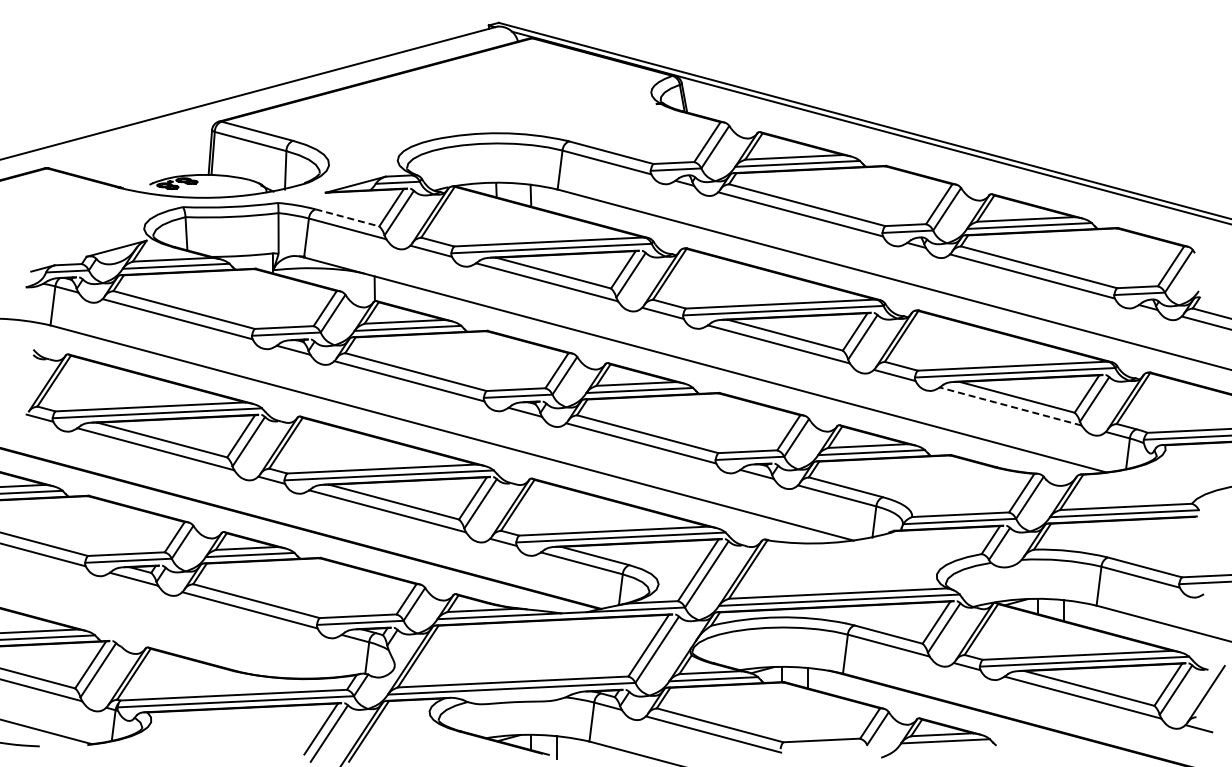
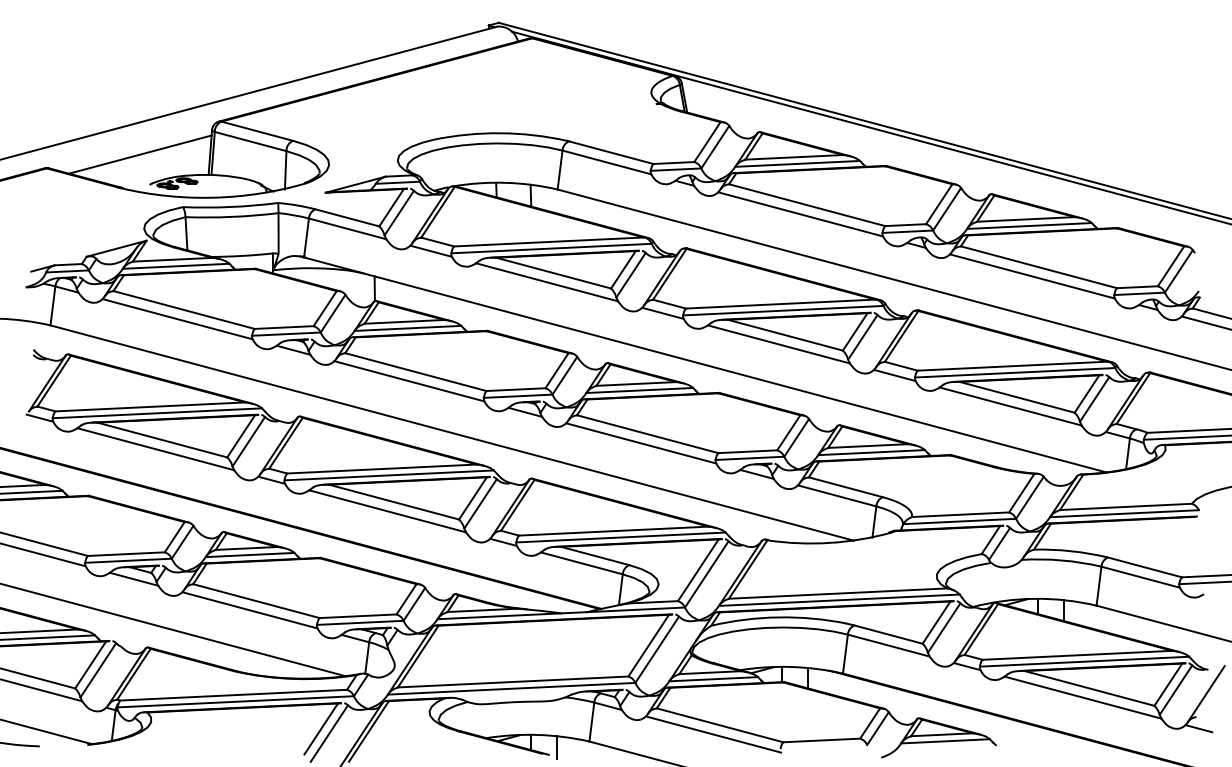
line: none -> present (140, 154)
line: dashed -> solid (347, 217)
line: dashed -> solid (1010, 406)
line: none -> present (173, 630)
